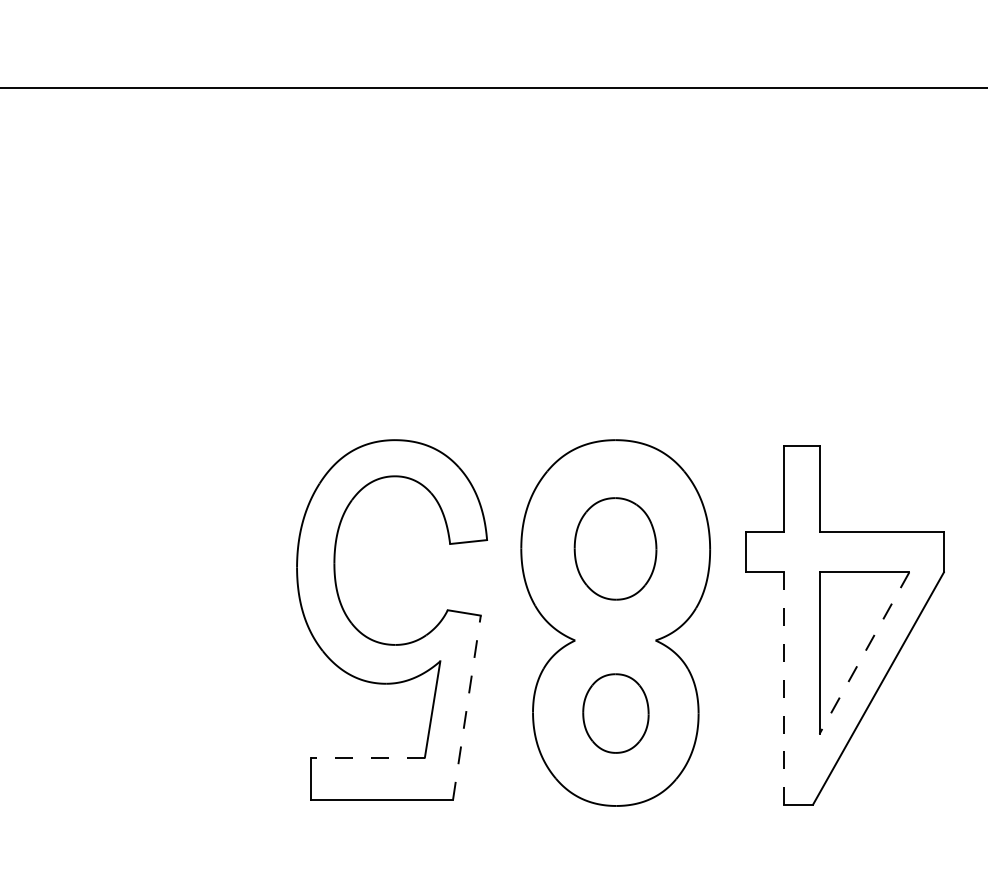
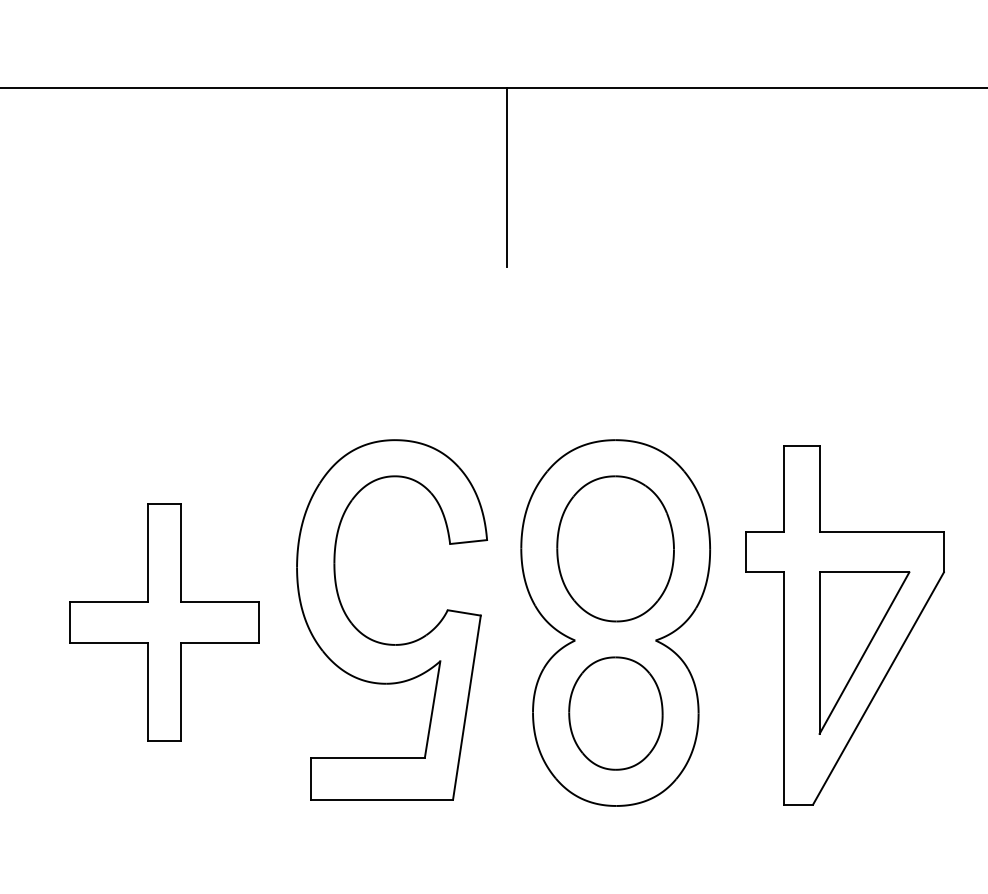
line: none -> present (506, 177)
part size: 85x104 px -> 119x148 px (615, 548)
part: none -> present (164, 622)
line: dashed -> solid (864, 653)
line: dashed -> solid (784, 688)
line: dashed -> solid (467, 707)
part size: 68x81 px -> 96x115 px (615, 713)
line: dashed -> solid (367, 757)
